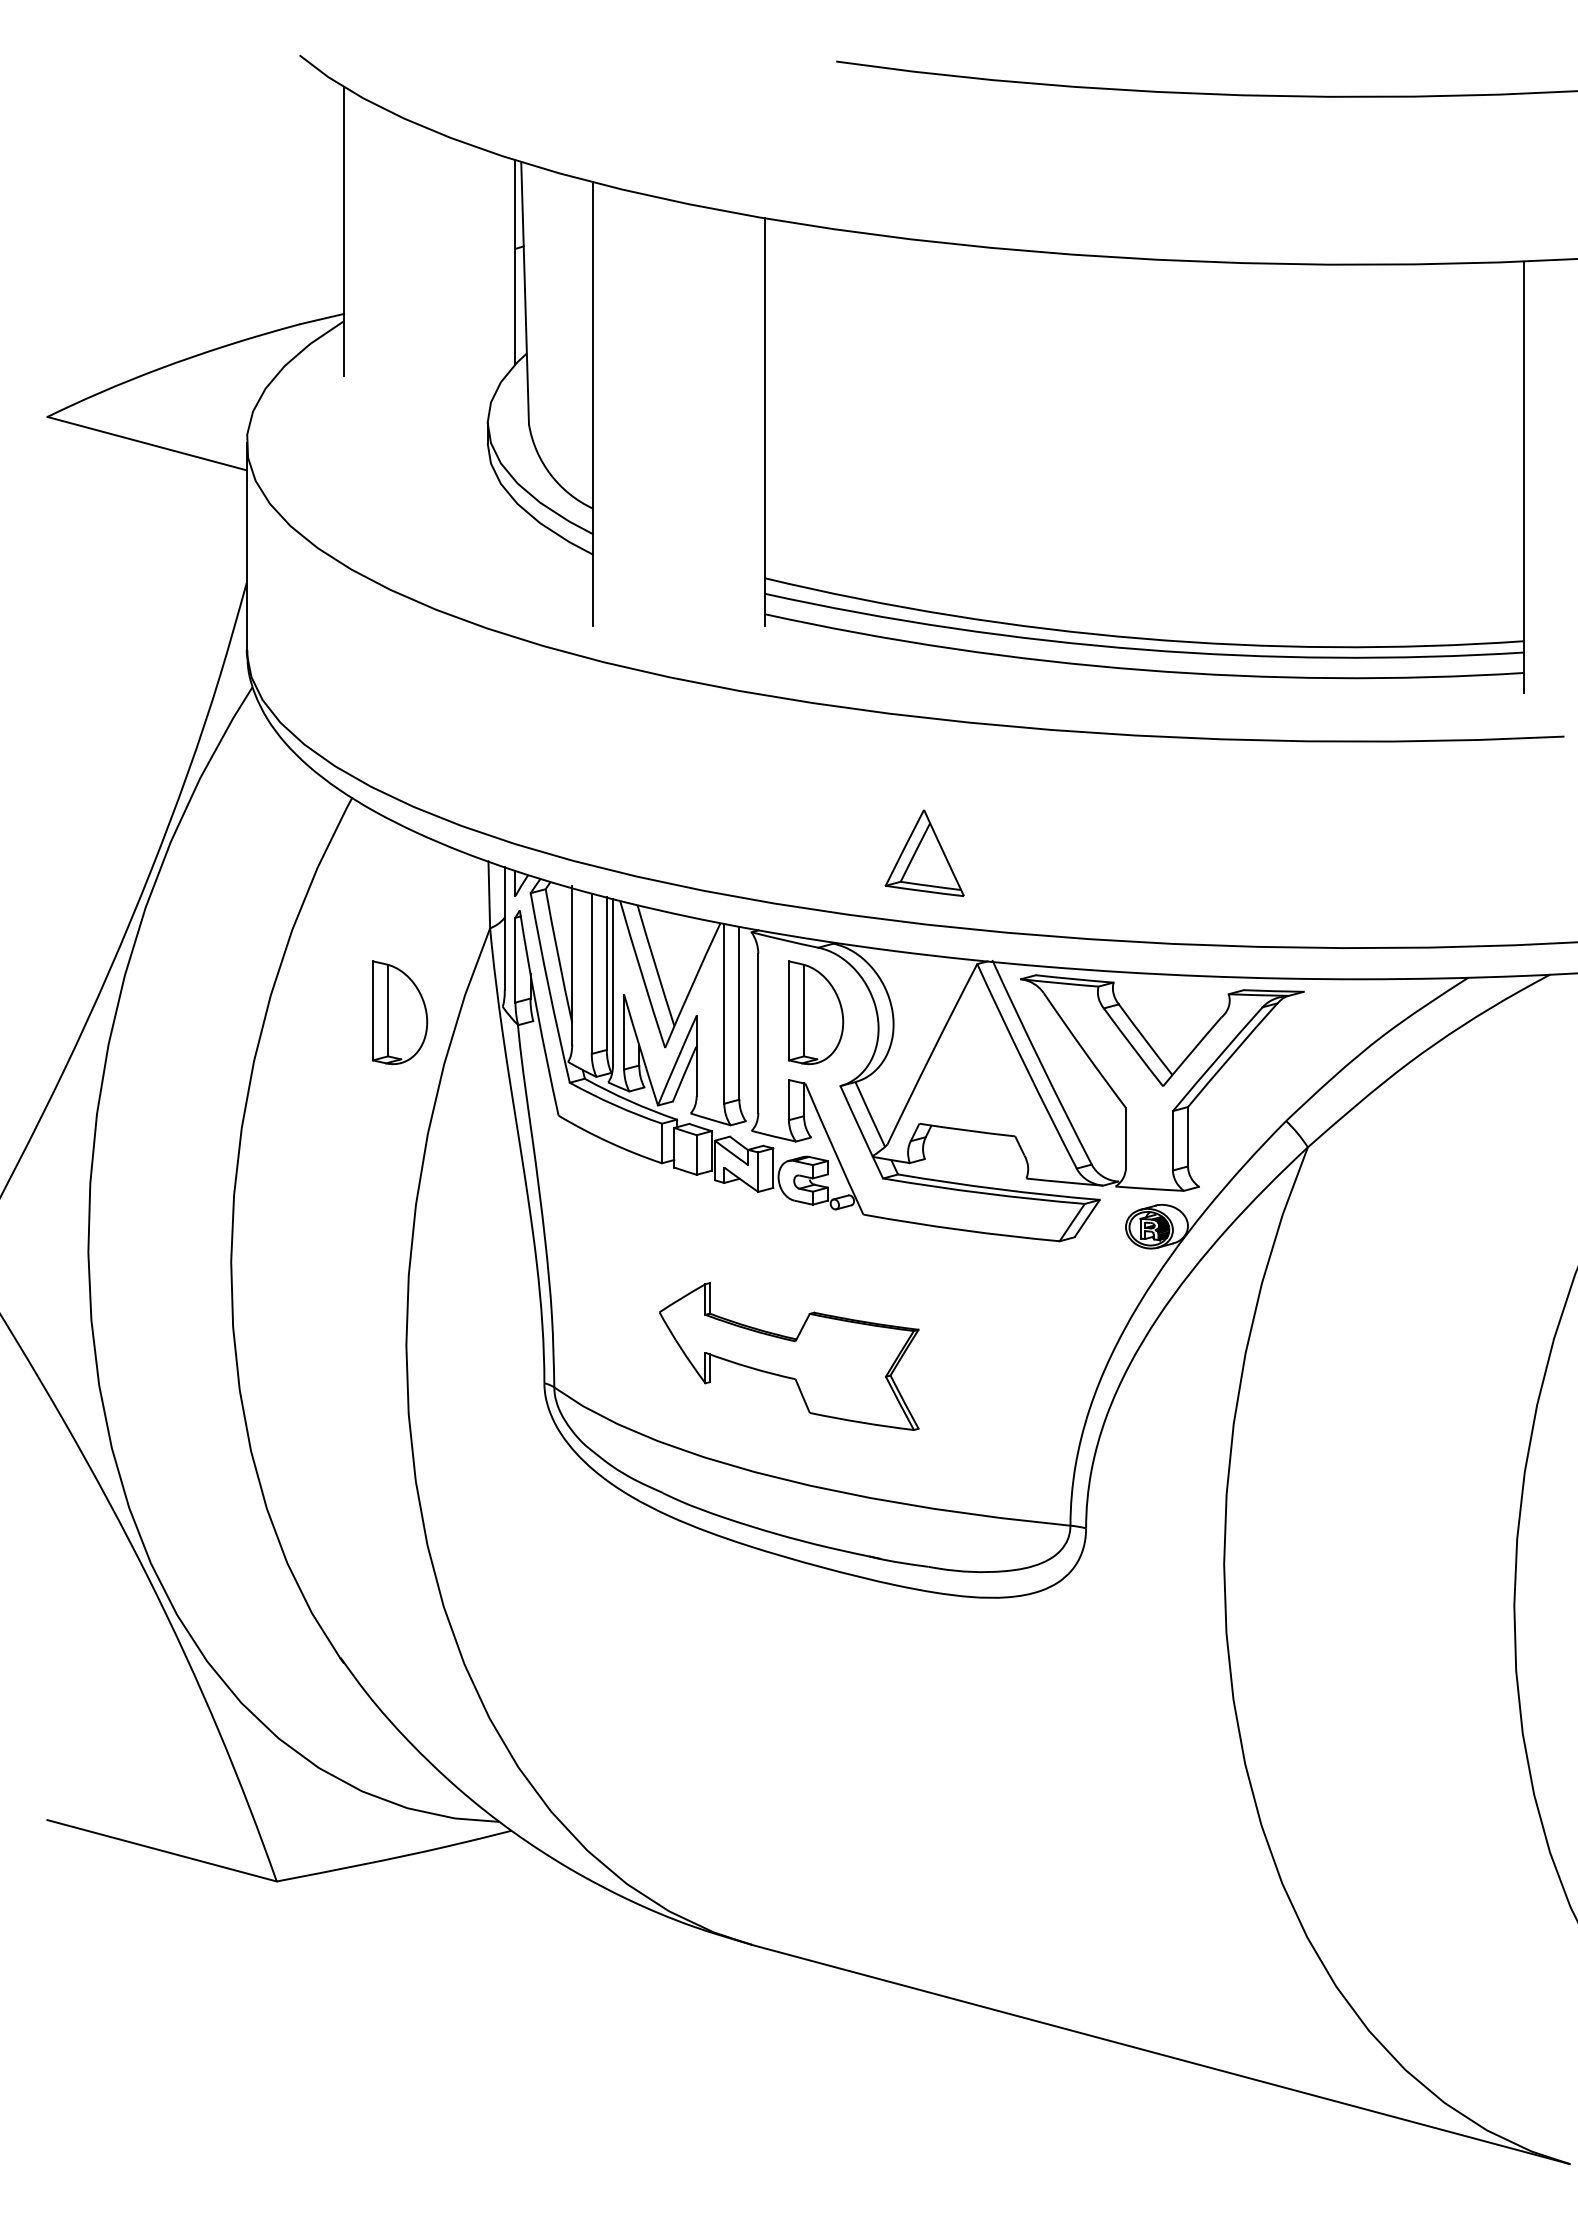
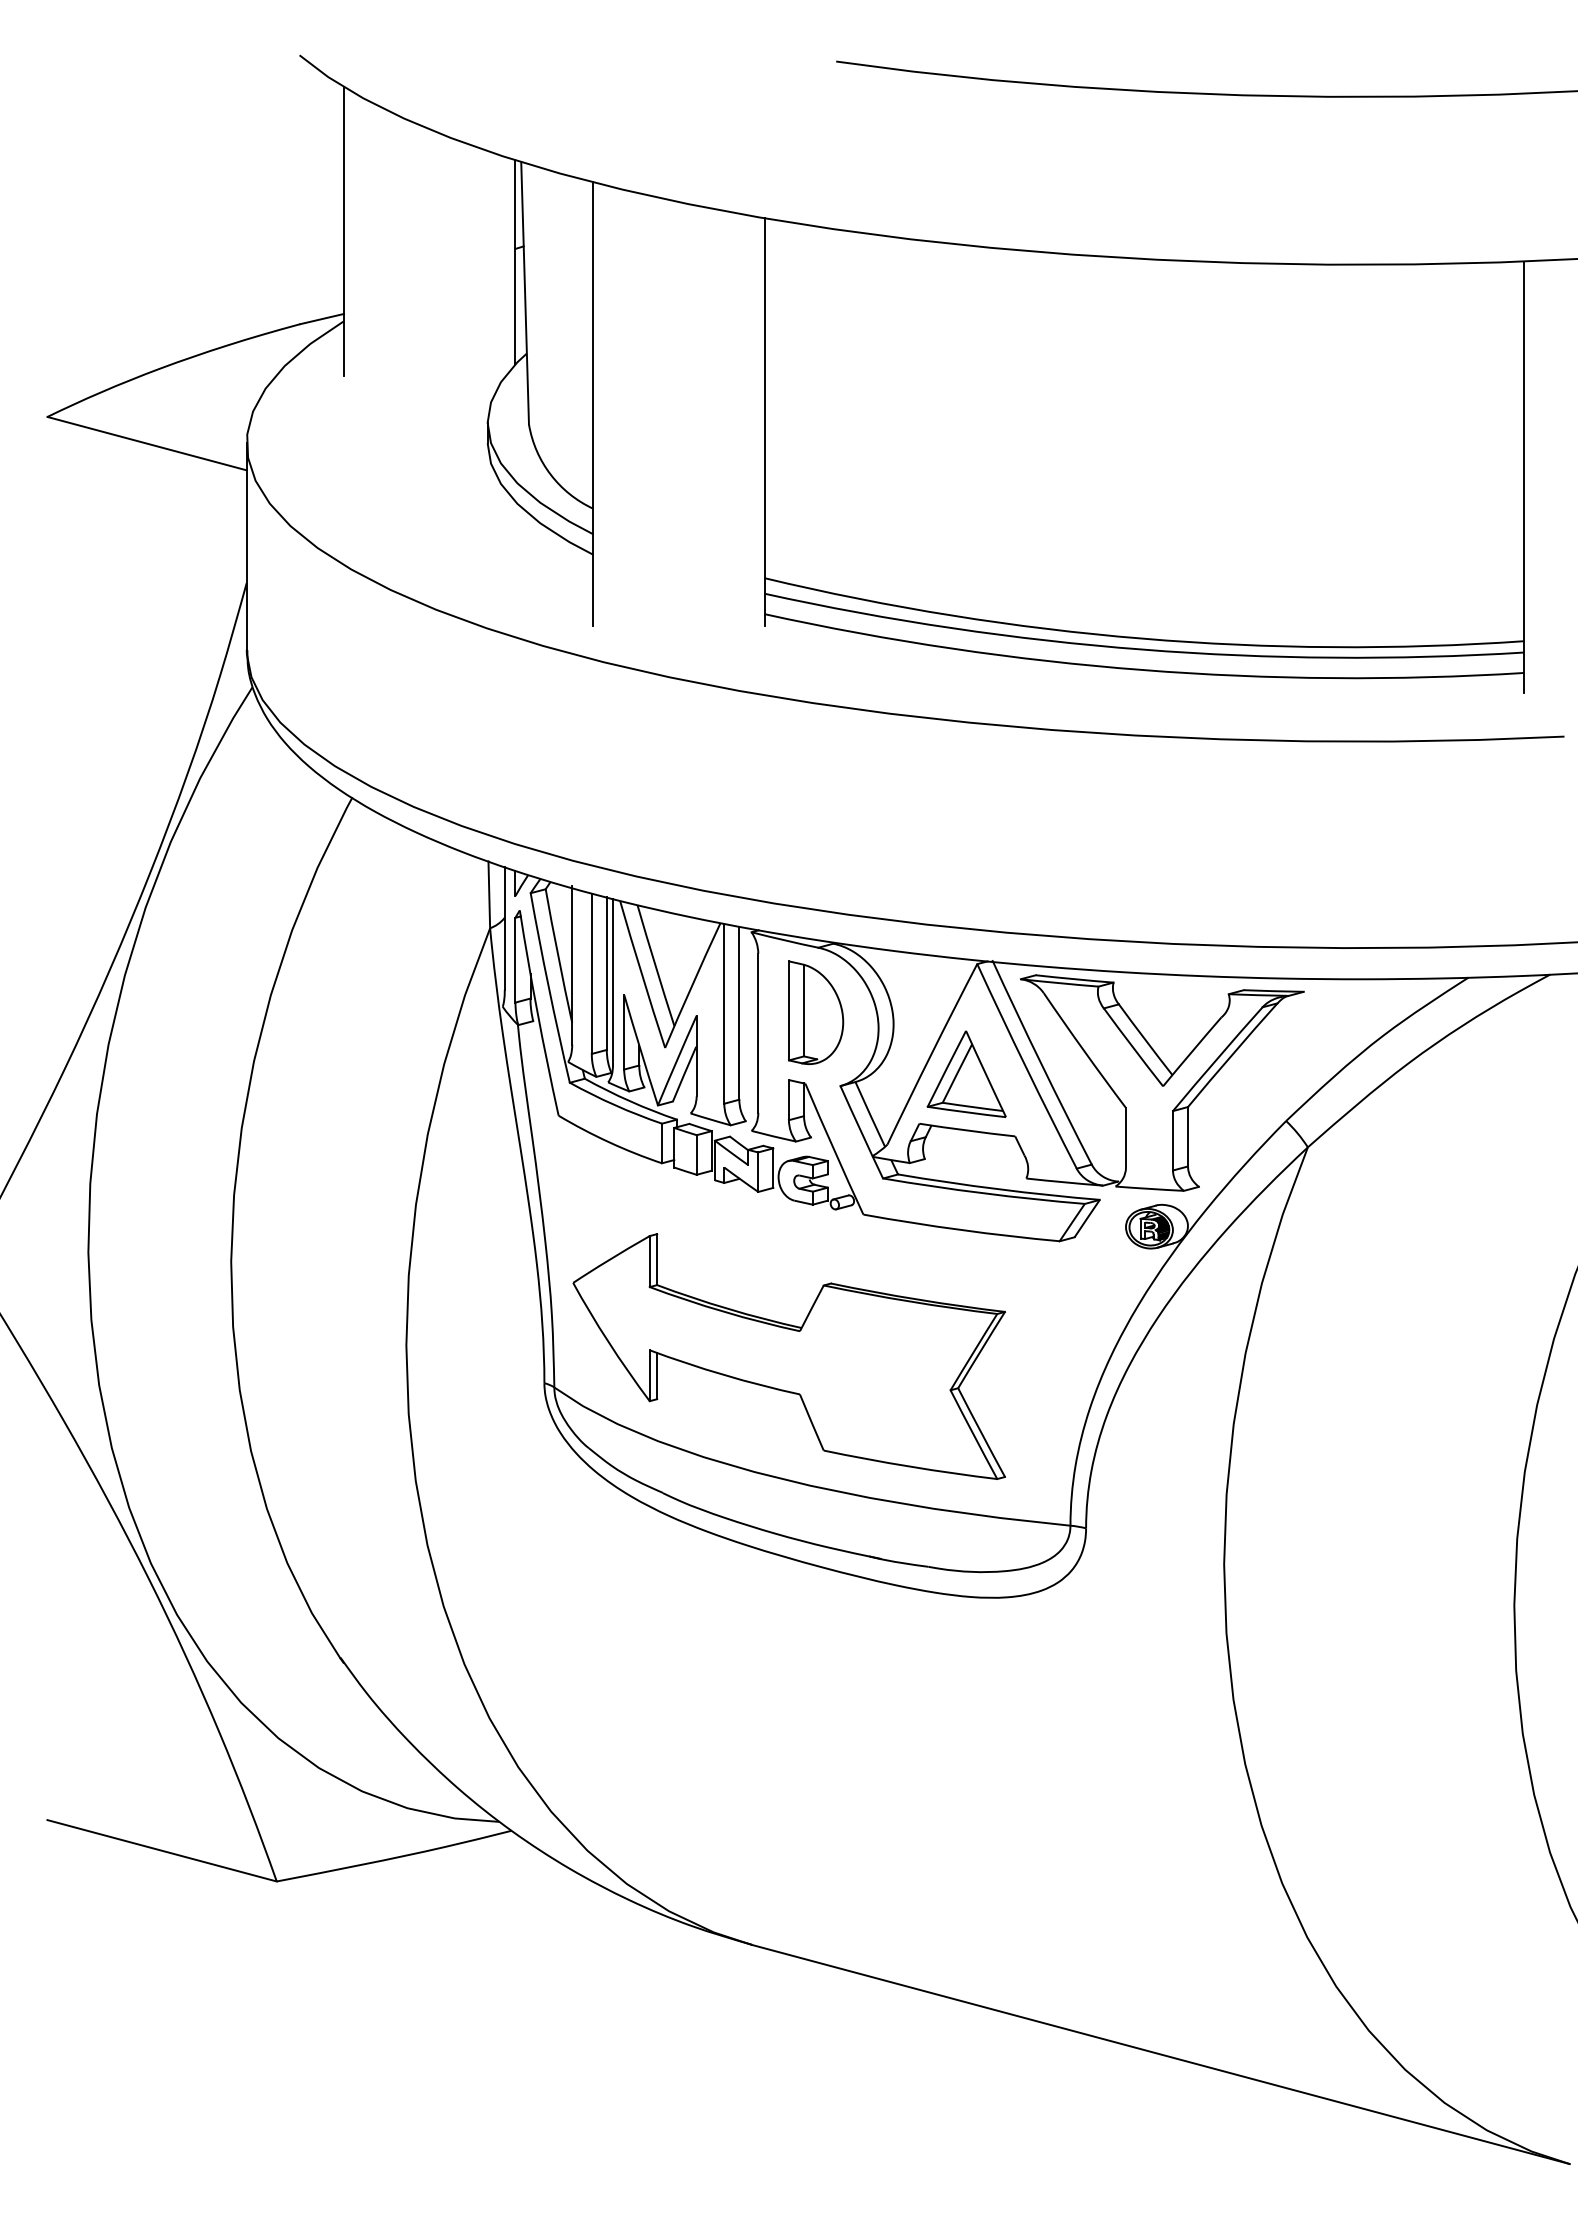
part position: (924, 852) -> (966, 1073) (966, 1073)
part: present -> none (400, 1012)
part size: 261x149 px -> 434x247 px (788, 1356)
